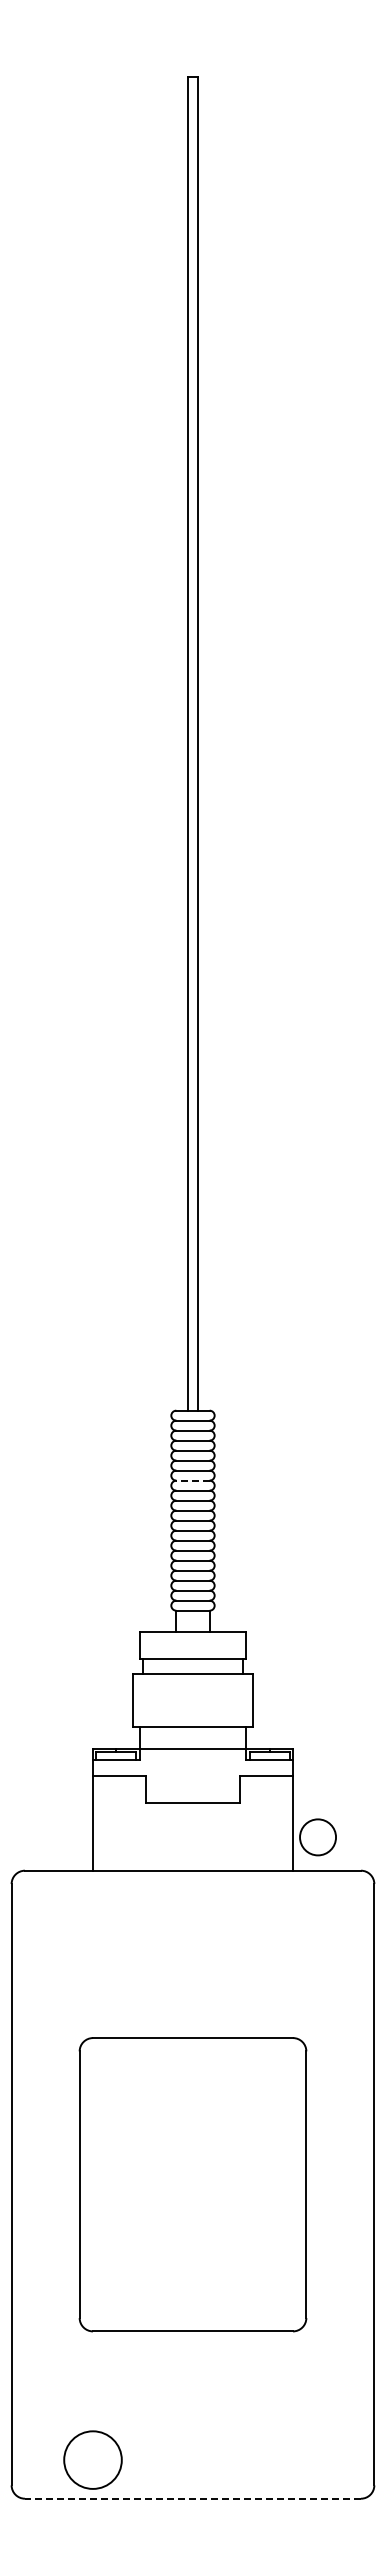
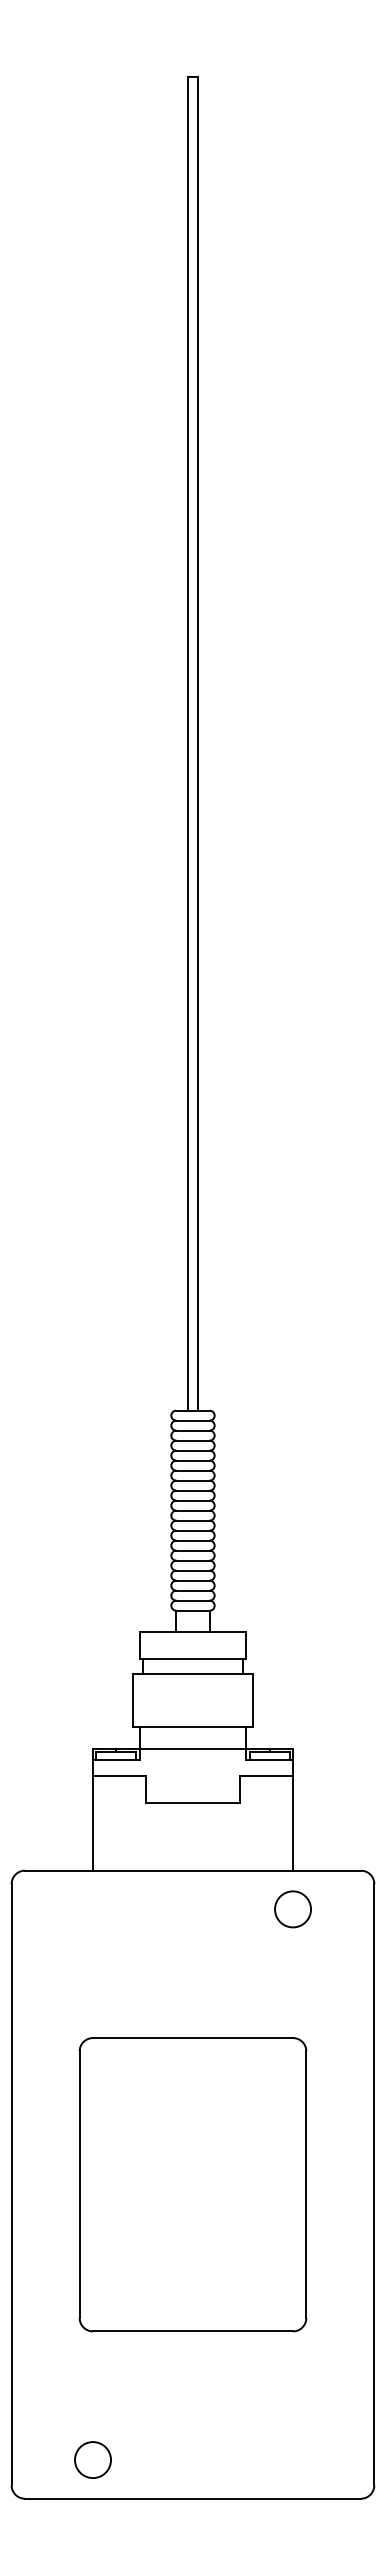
line: dashed -> solid (192, 1480)
circle position: (317, 1837) -> (292, 1909) (292, 1909)
circle size: 60x60 px -> 38x38 px (92, 2459)
line: dashed -> solid (192, 2498)
